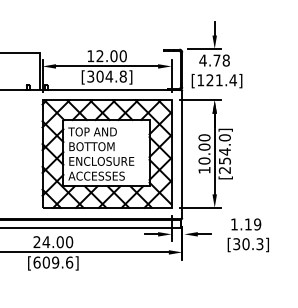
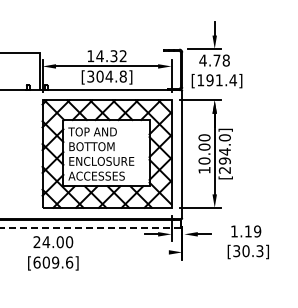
text: 12.00 -> 14.32 (111, 56)
text: [121.4] -> [191.4] (209, 80)
text: [254.0] -> [294.0] (224, 160)
line: solid -> dashed (90, 227)
text position: (247, 235) -> (247, 242) (247, 242)
line: present -> none (85, 252)
